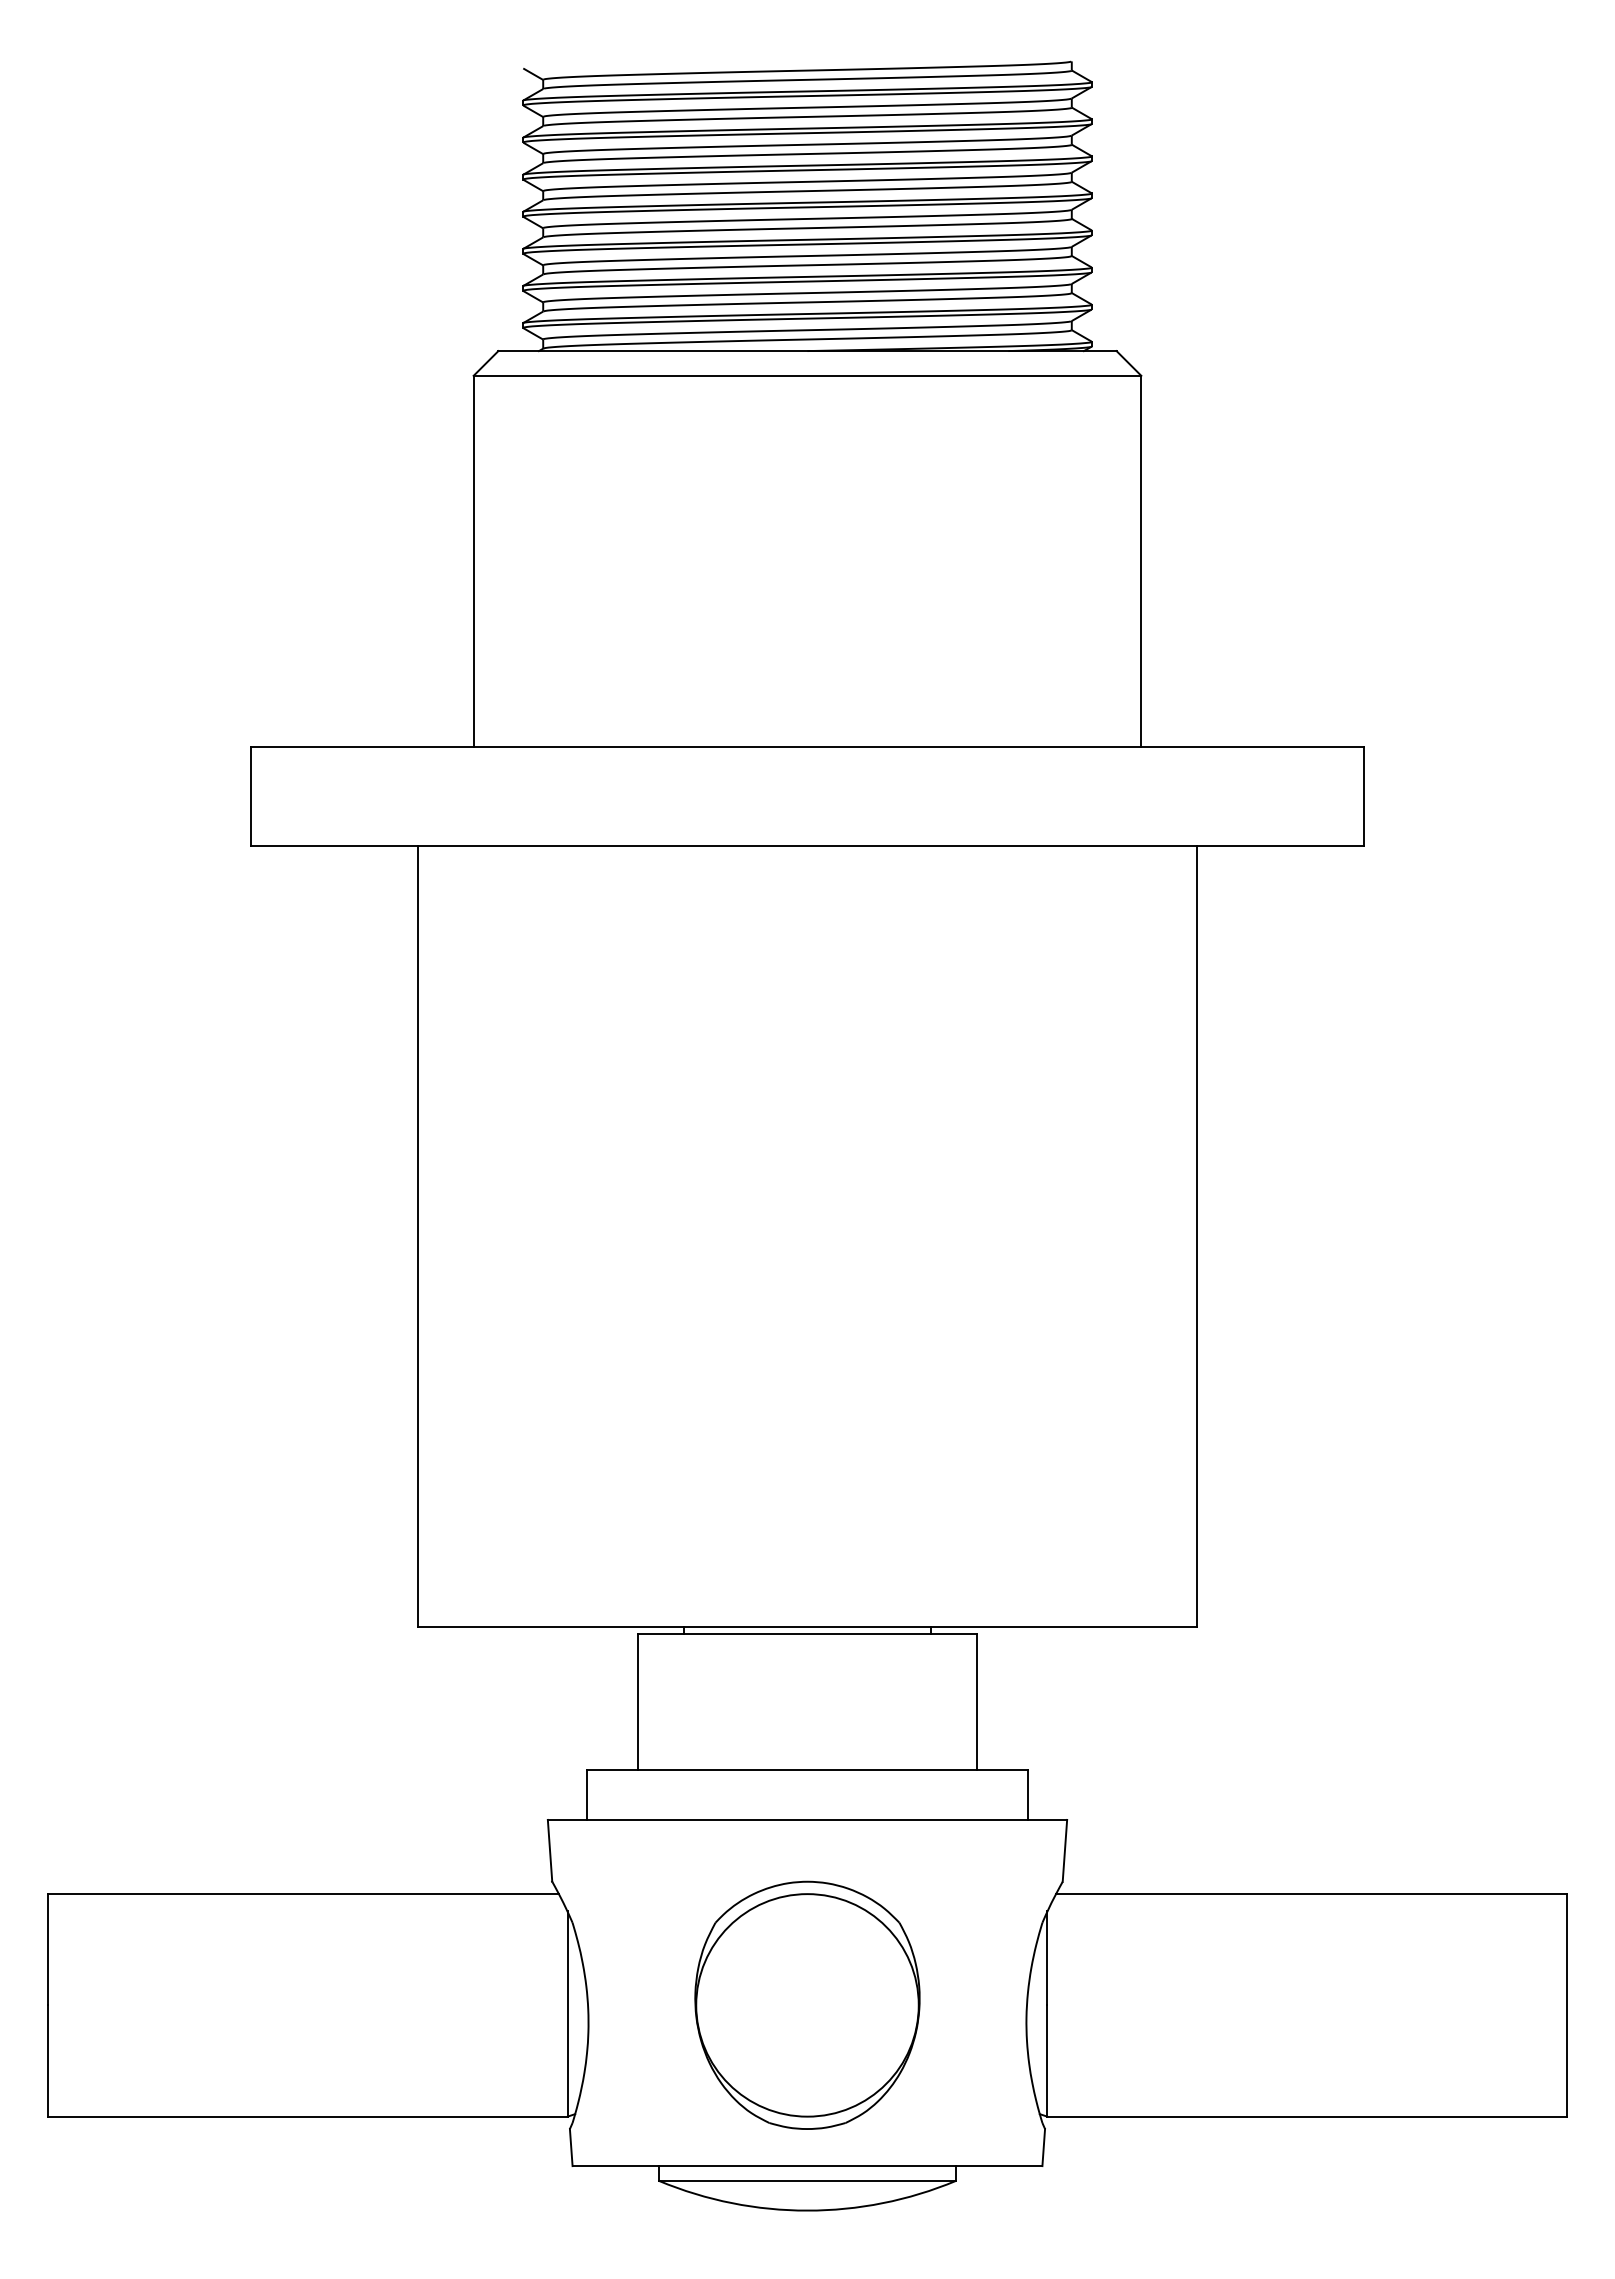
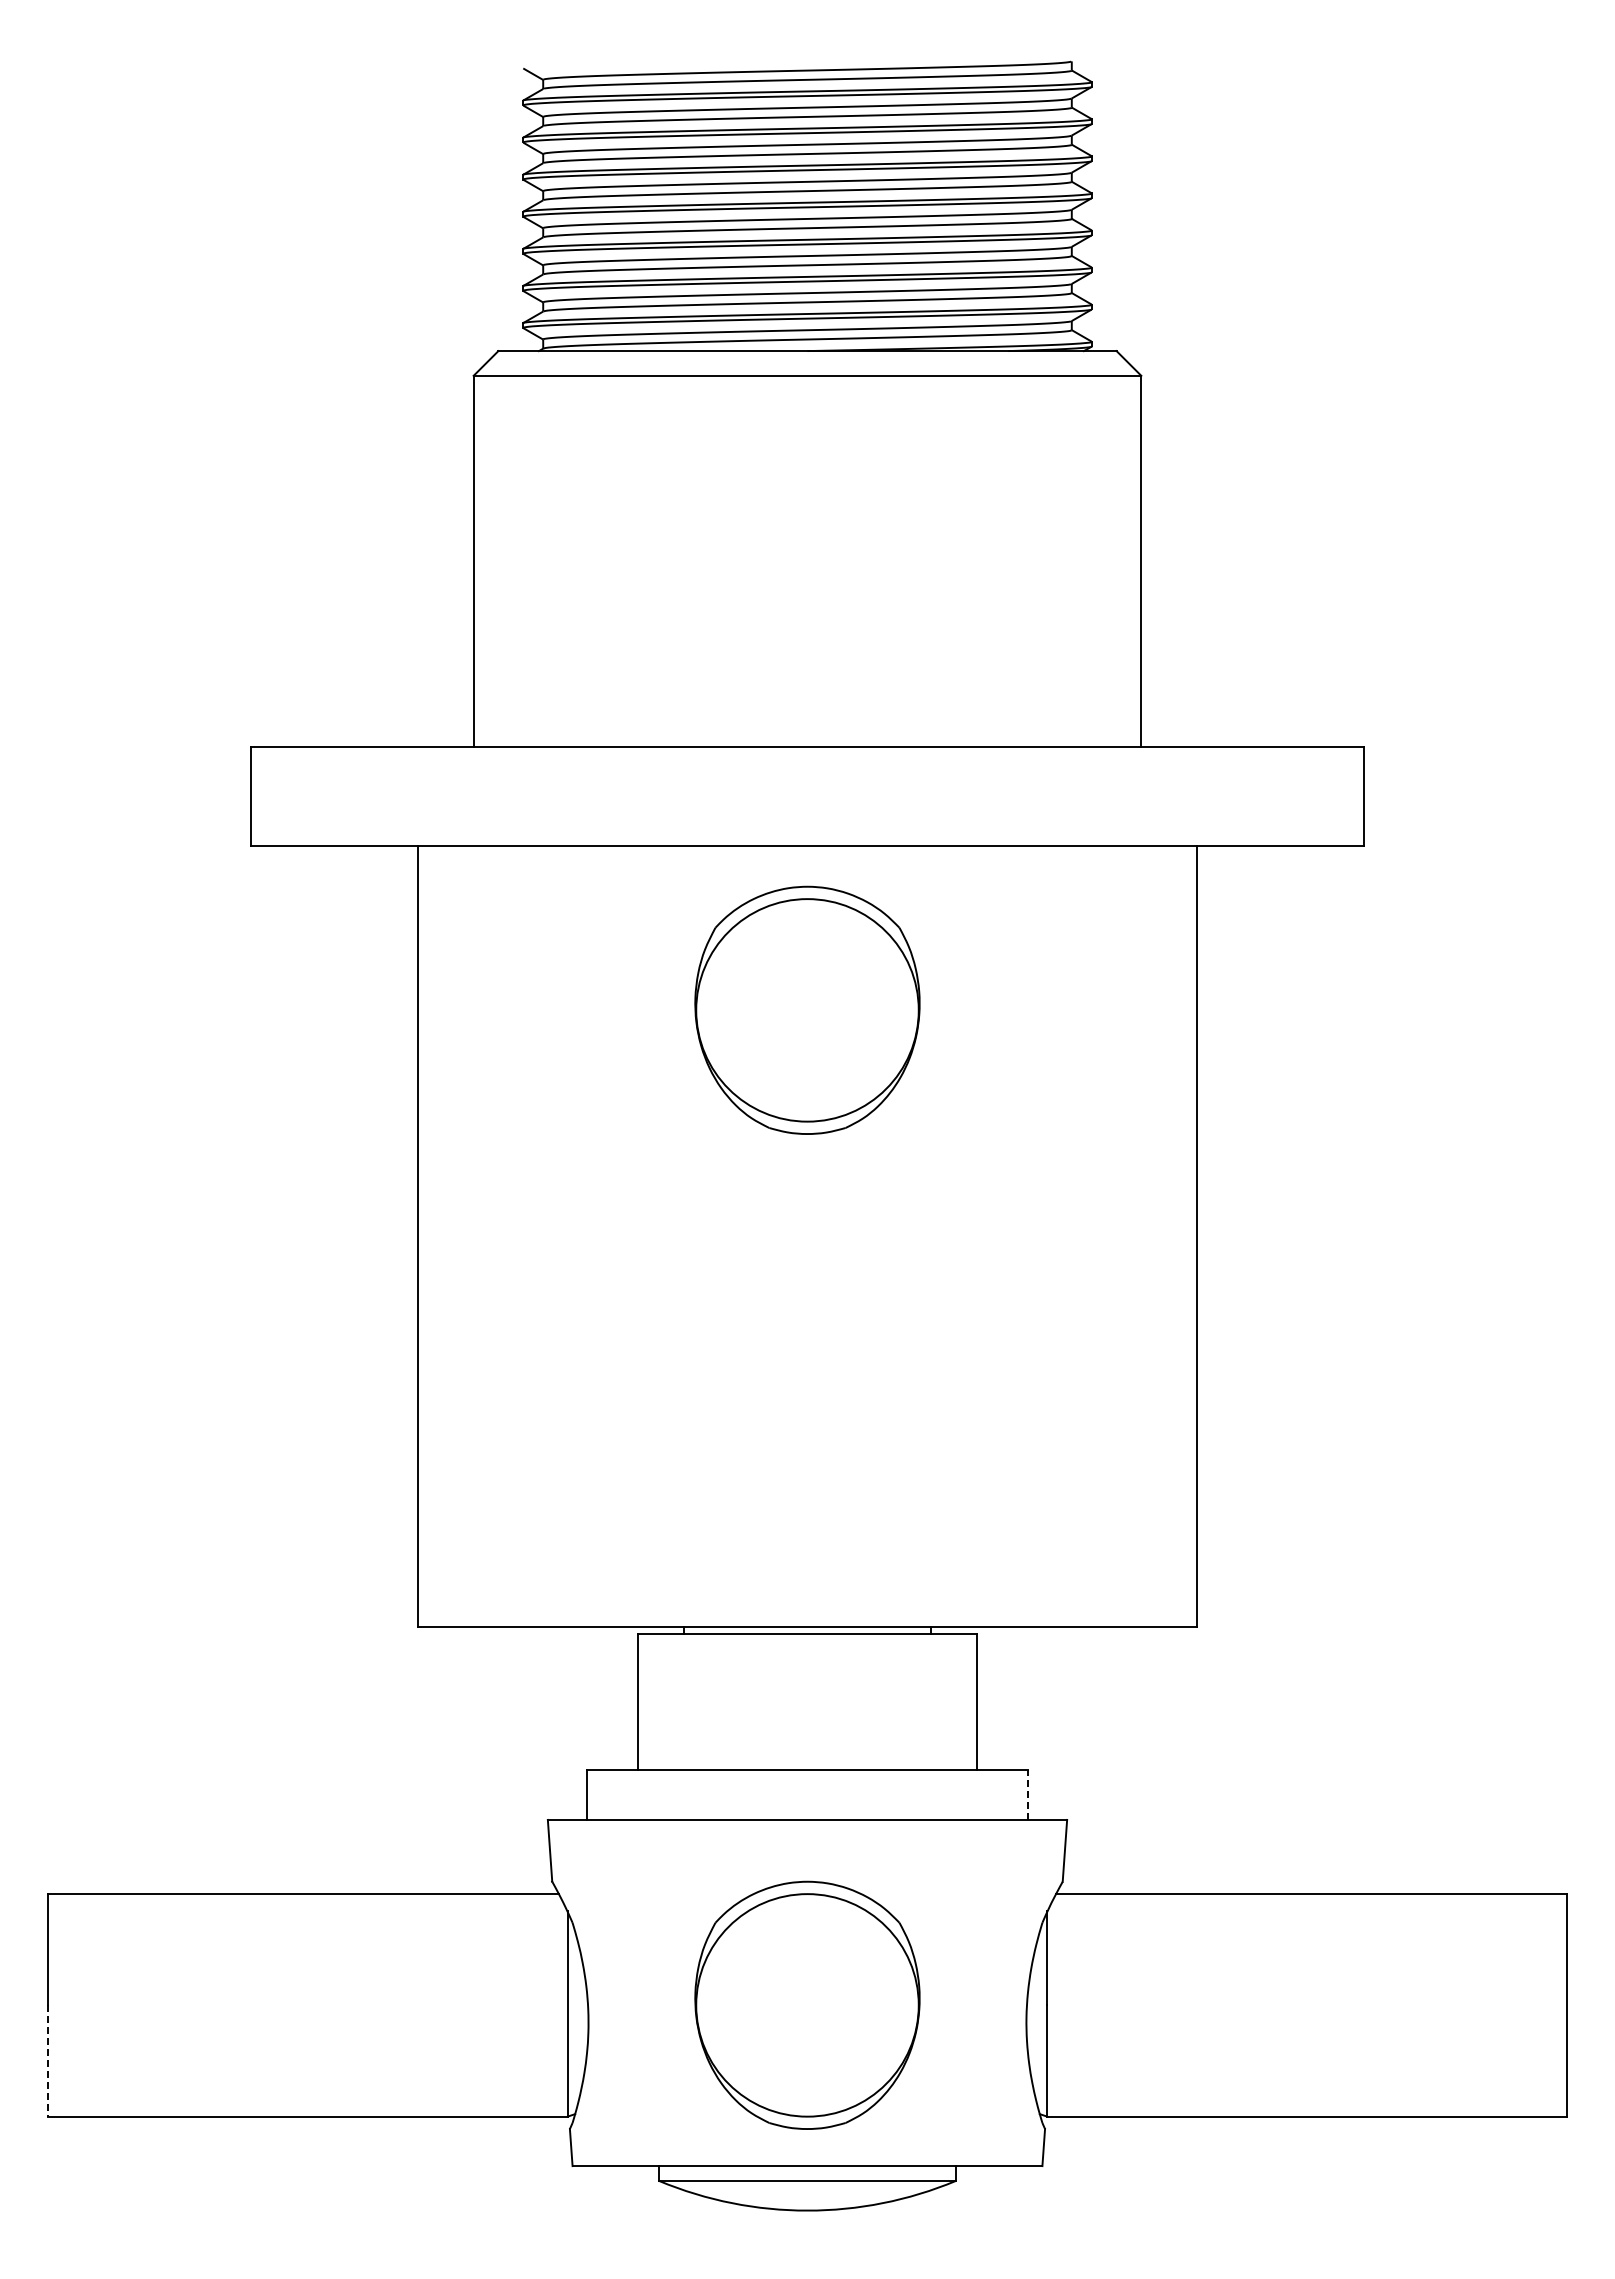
part: none -> present (807, 1009)
line: solid -> dashed (1027, 1795)
line: solid -> dashed (48, 2061)
